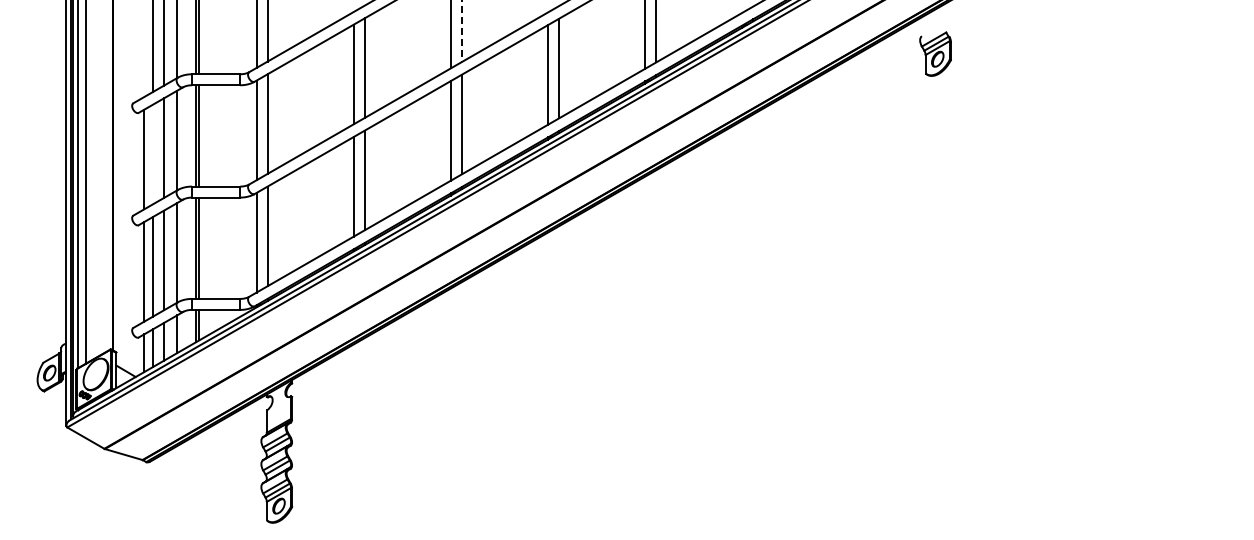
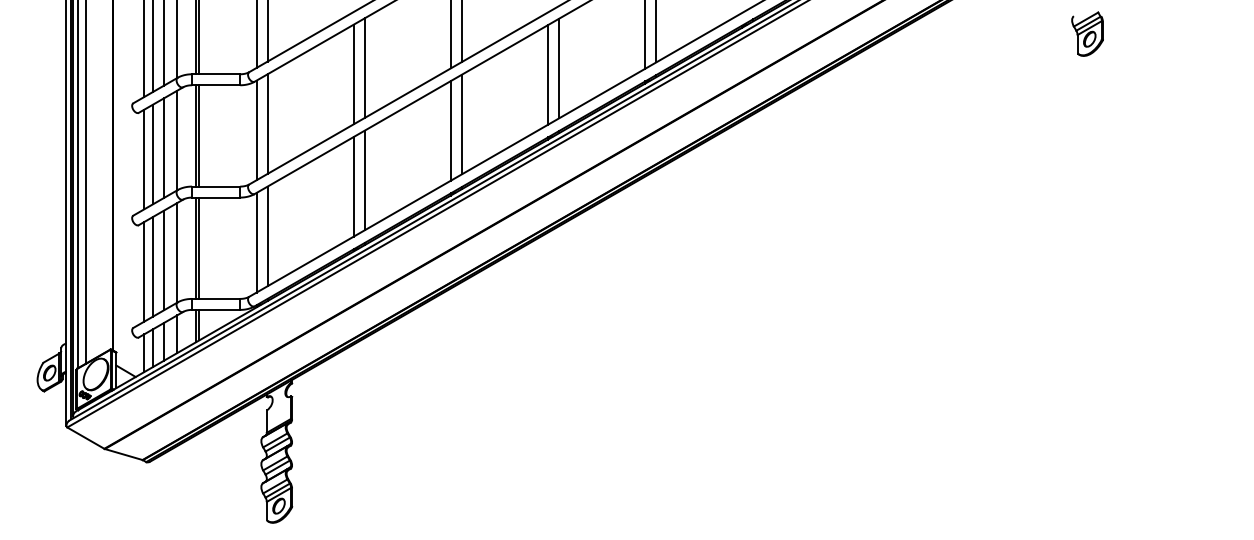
line: dashed -> solid (461, 31)
line: none -> present (144, 49)
part position: (935, 53) -> (1087, 33) (1087, 33)
line: none -> present (152, 154)
